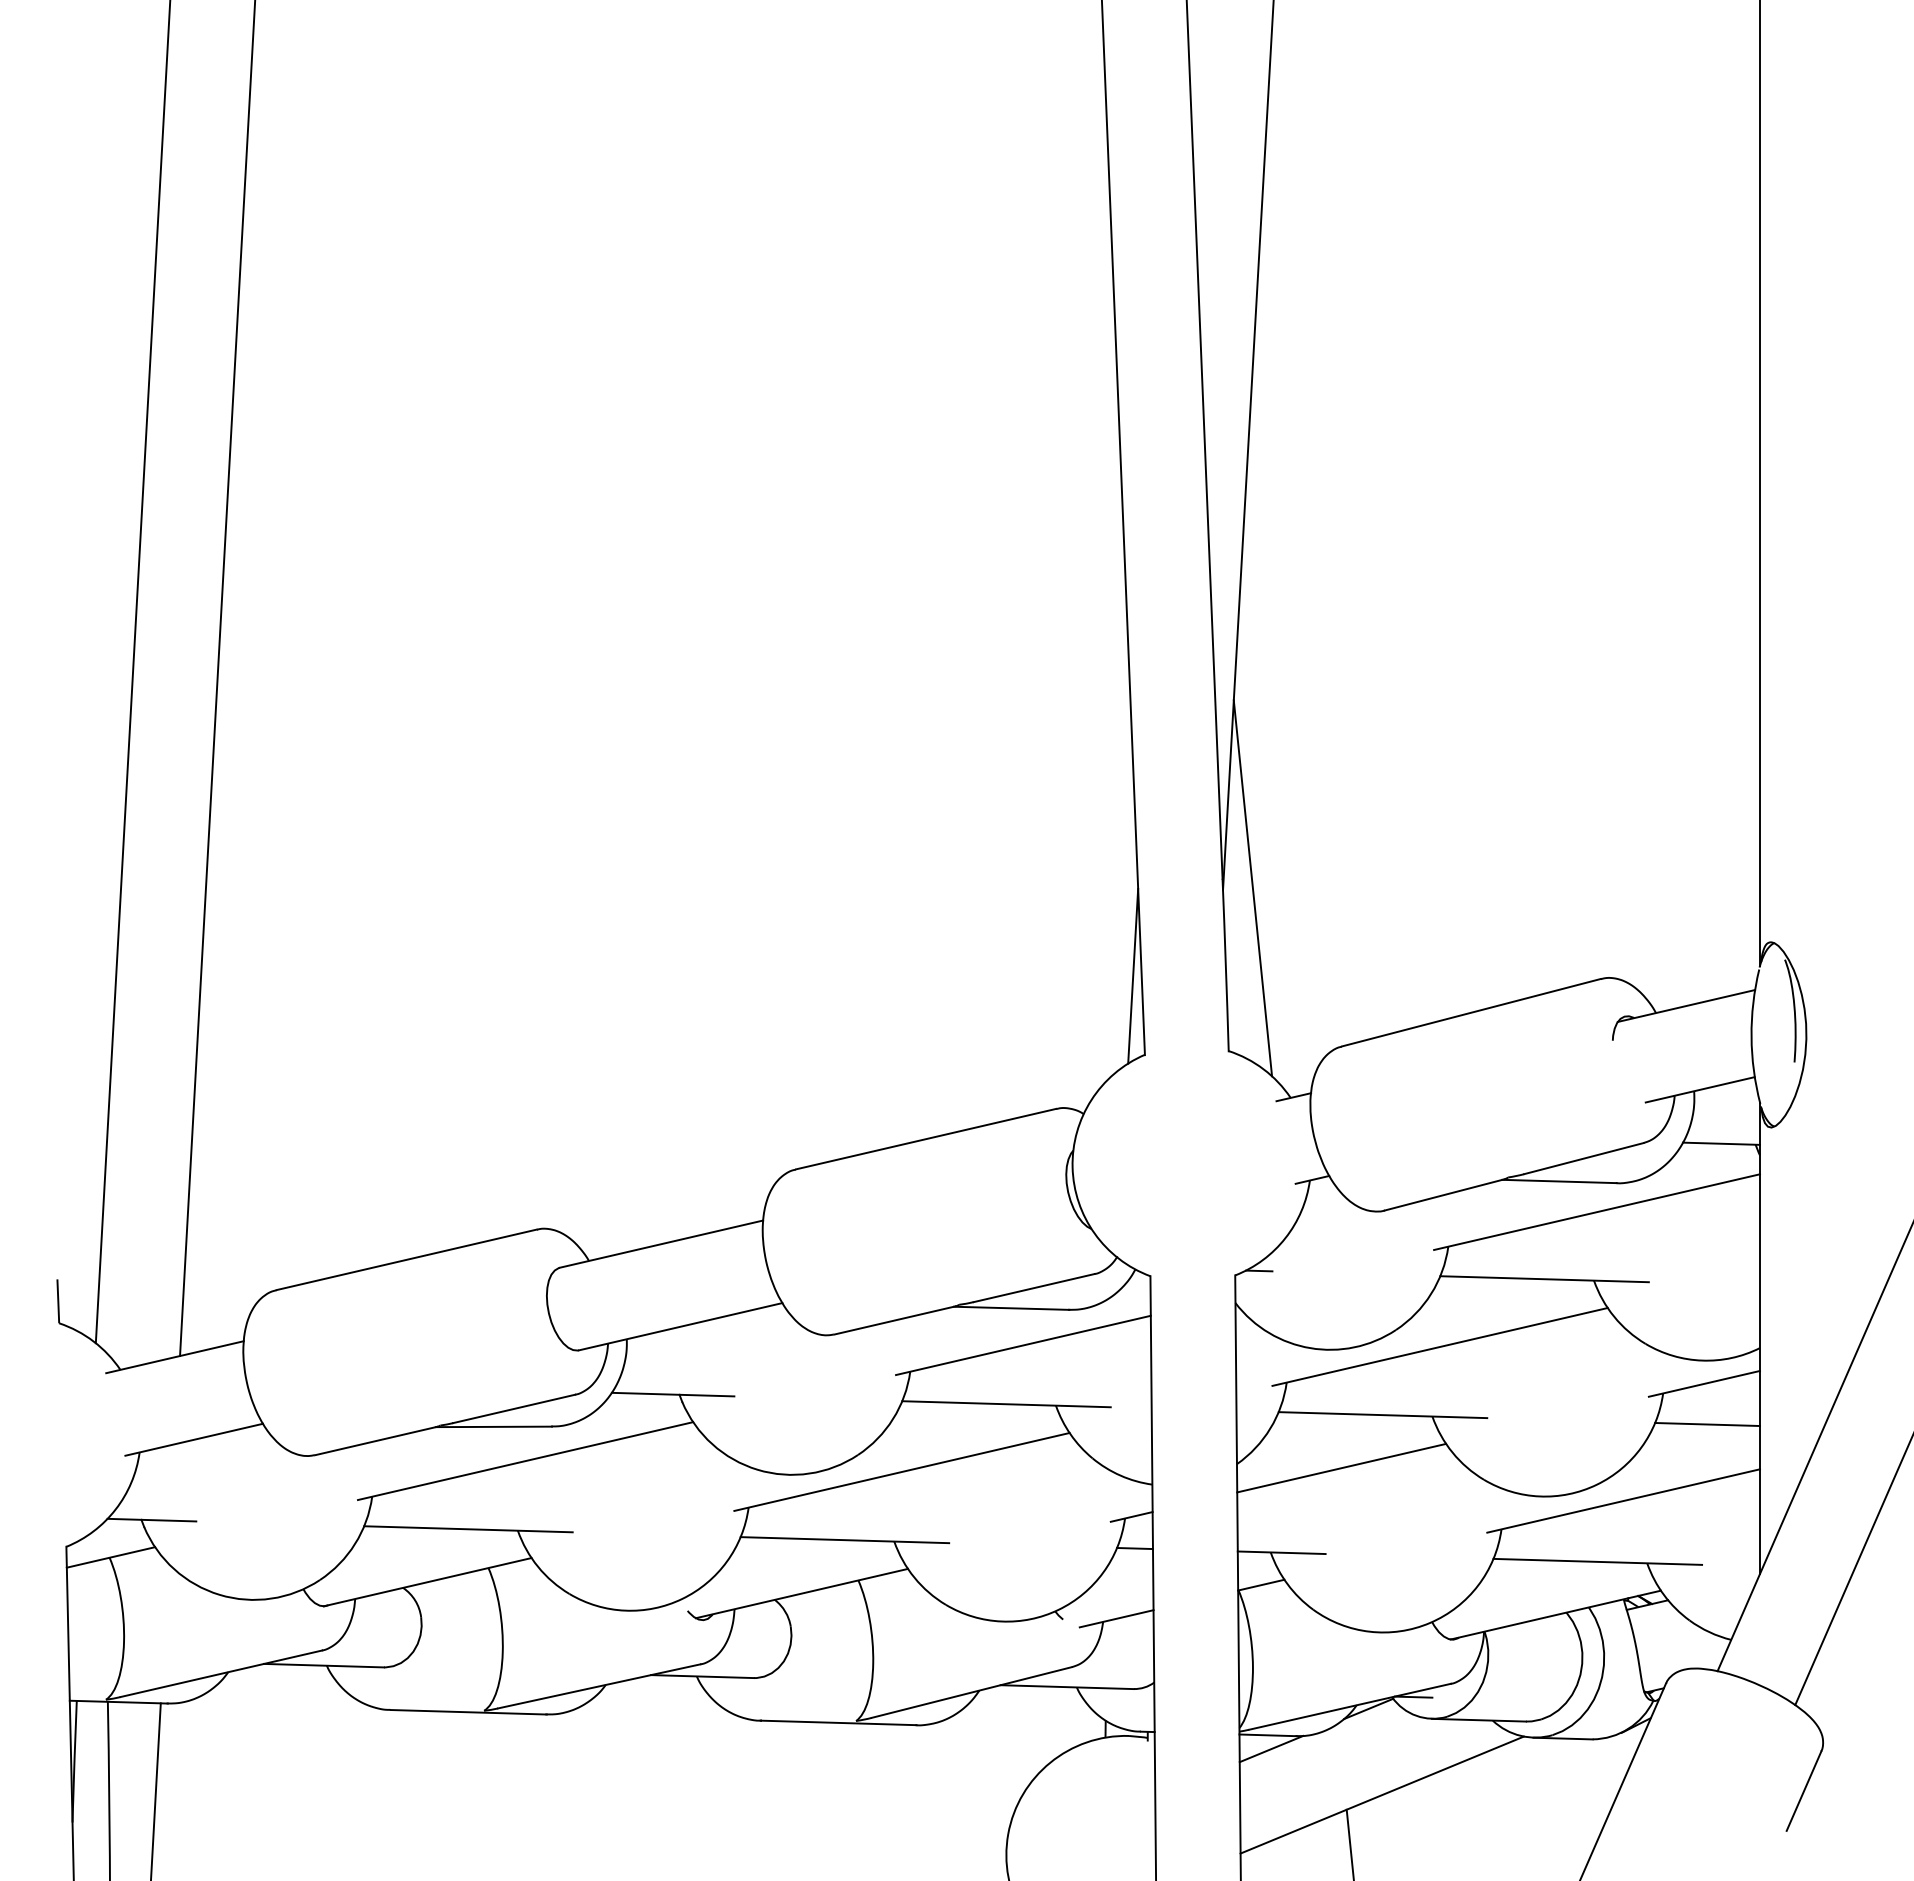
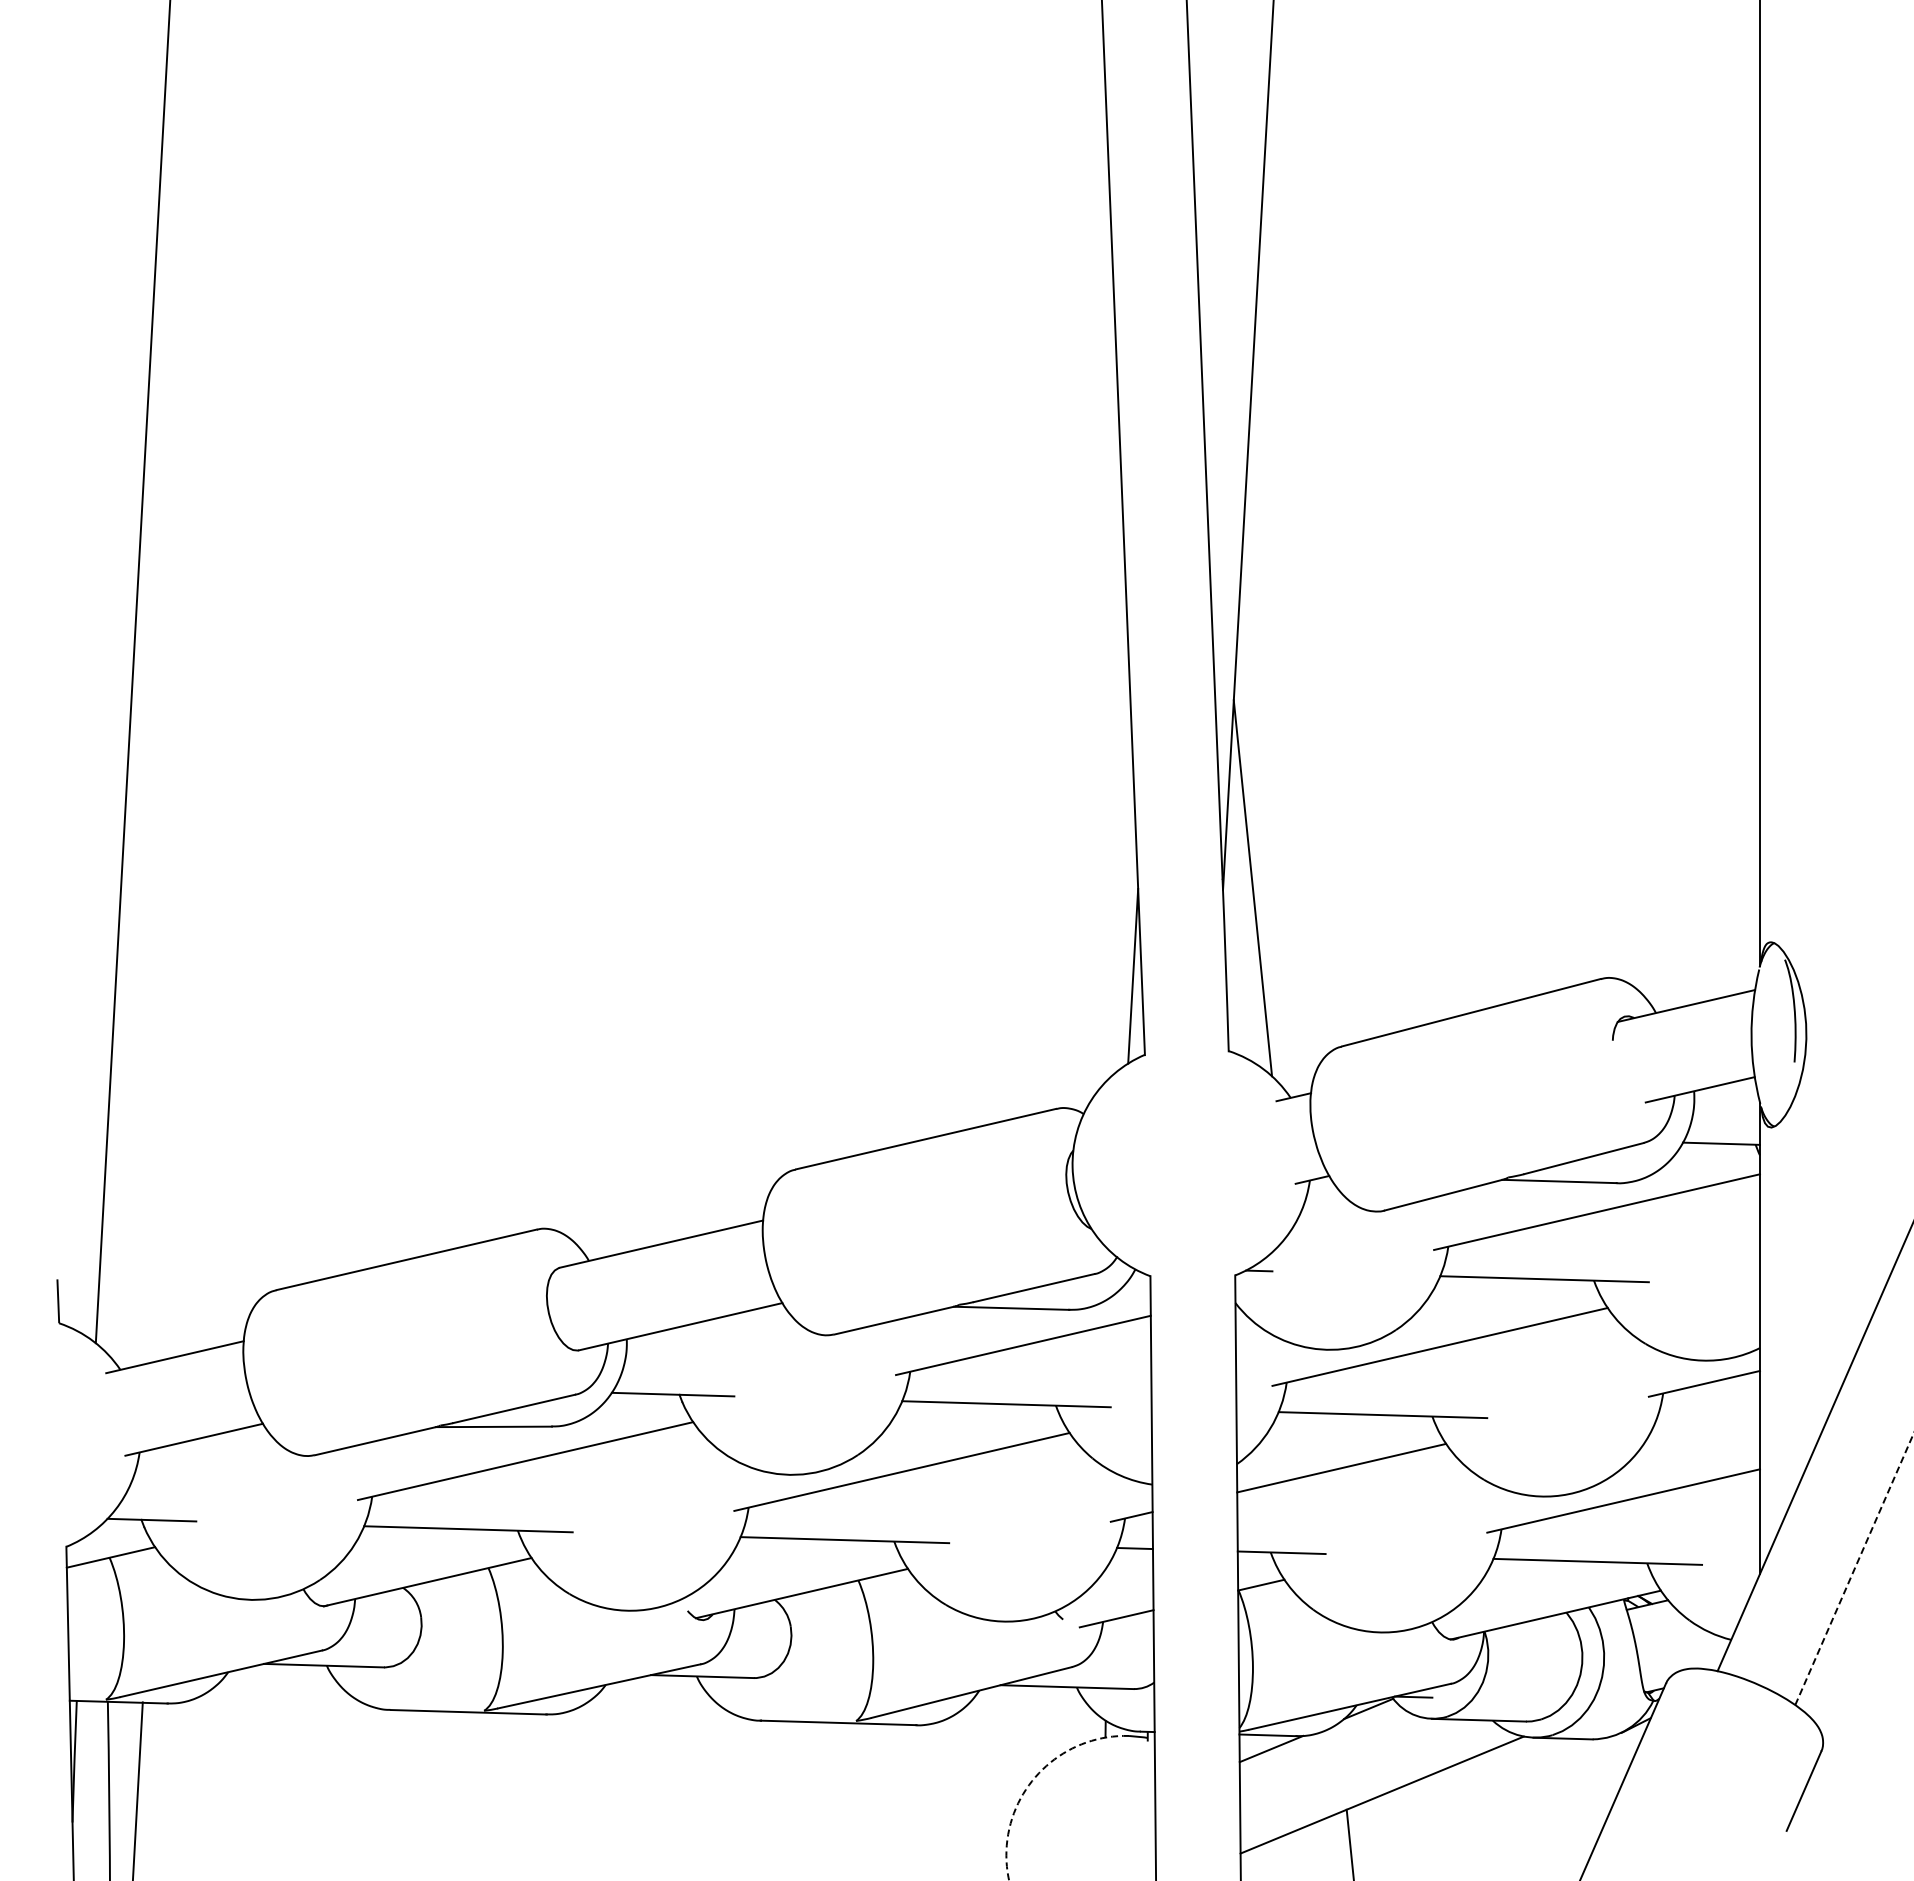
line: present -> none (217, 679)
line: present -> none (1707, 1424)
line: solid -> dashed (1854, 1568)
arc: solid -> dashed (1034, 1778)
line position: (155, 1790) -> (137, 1789) (137, 1789)
